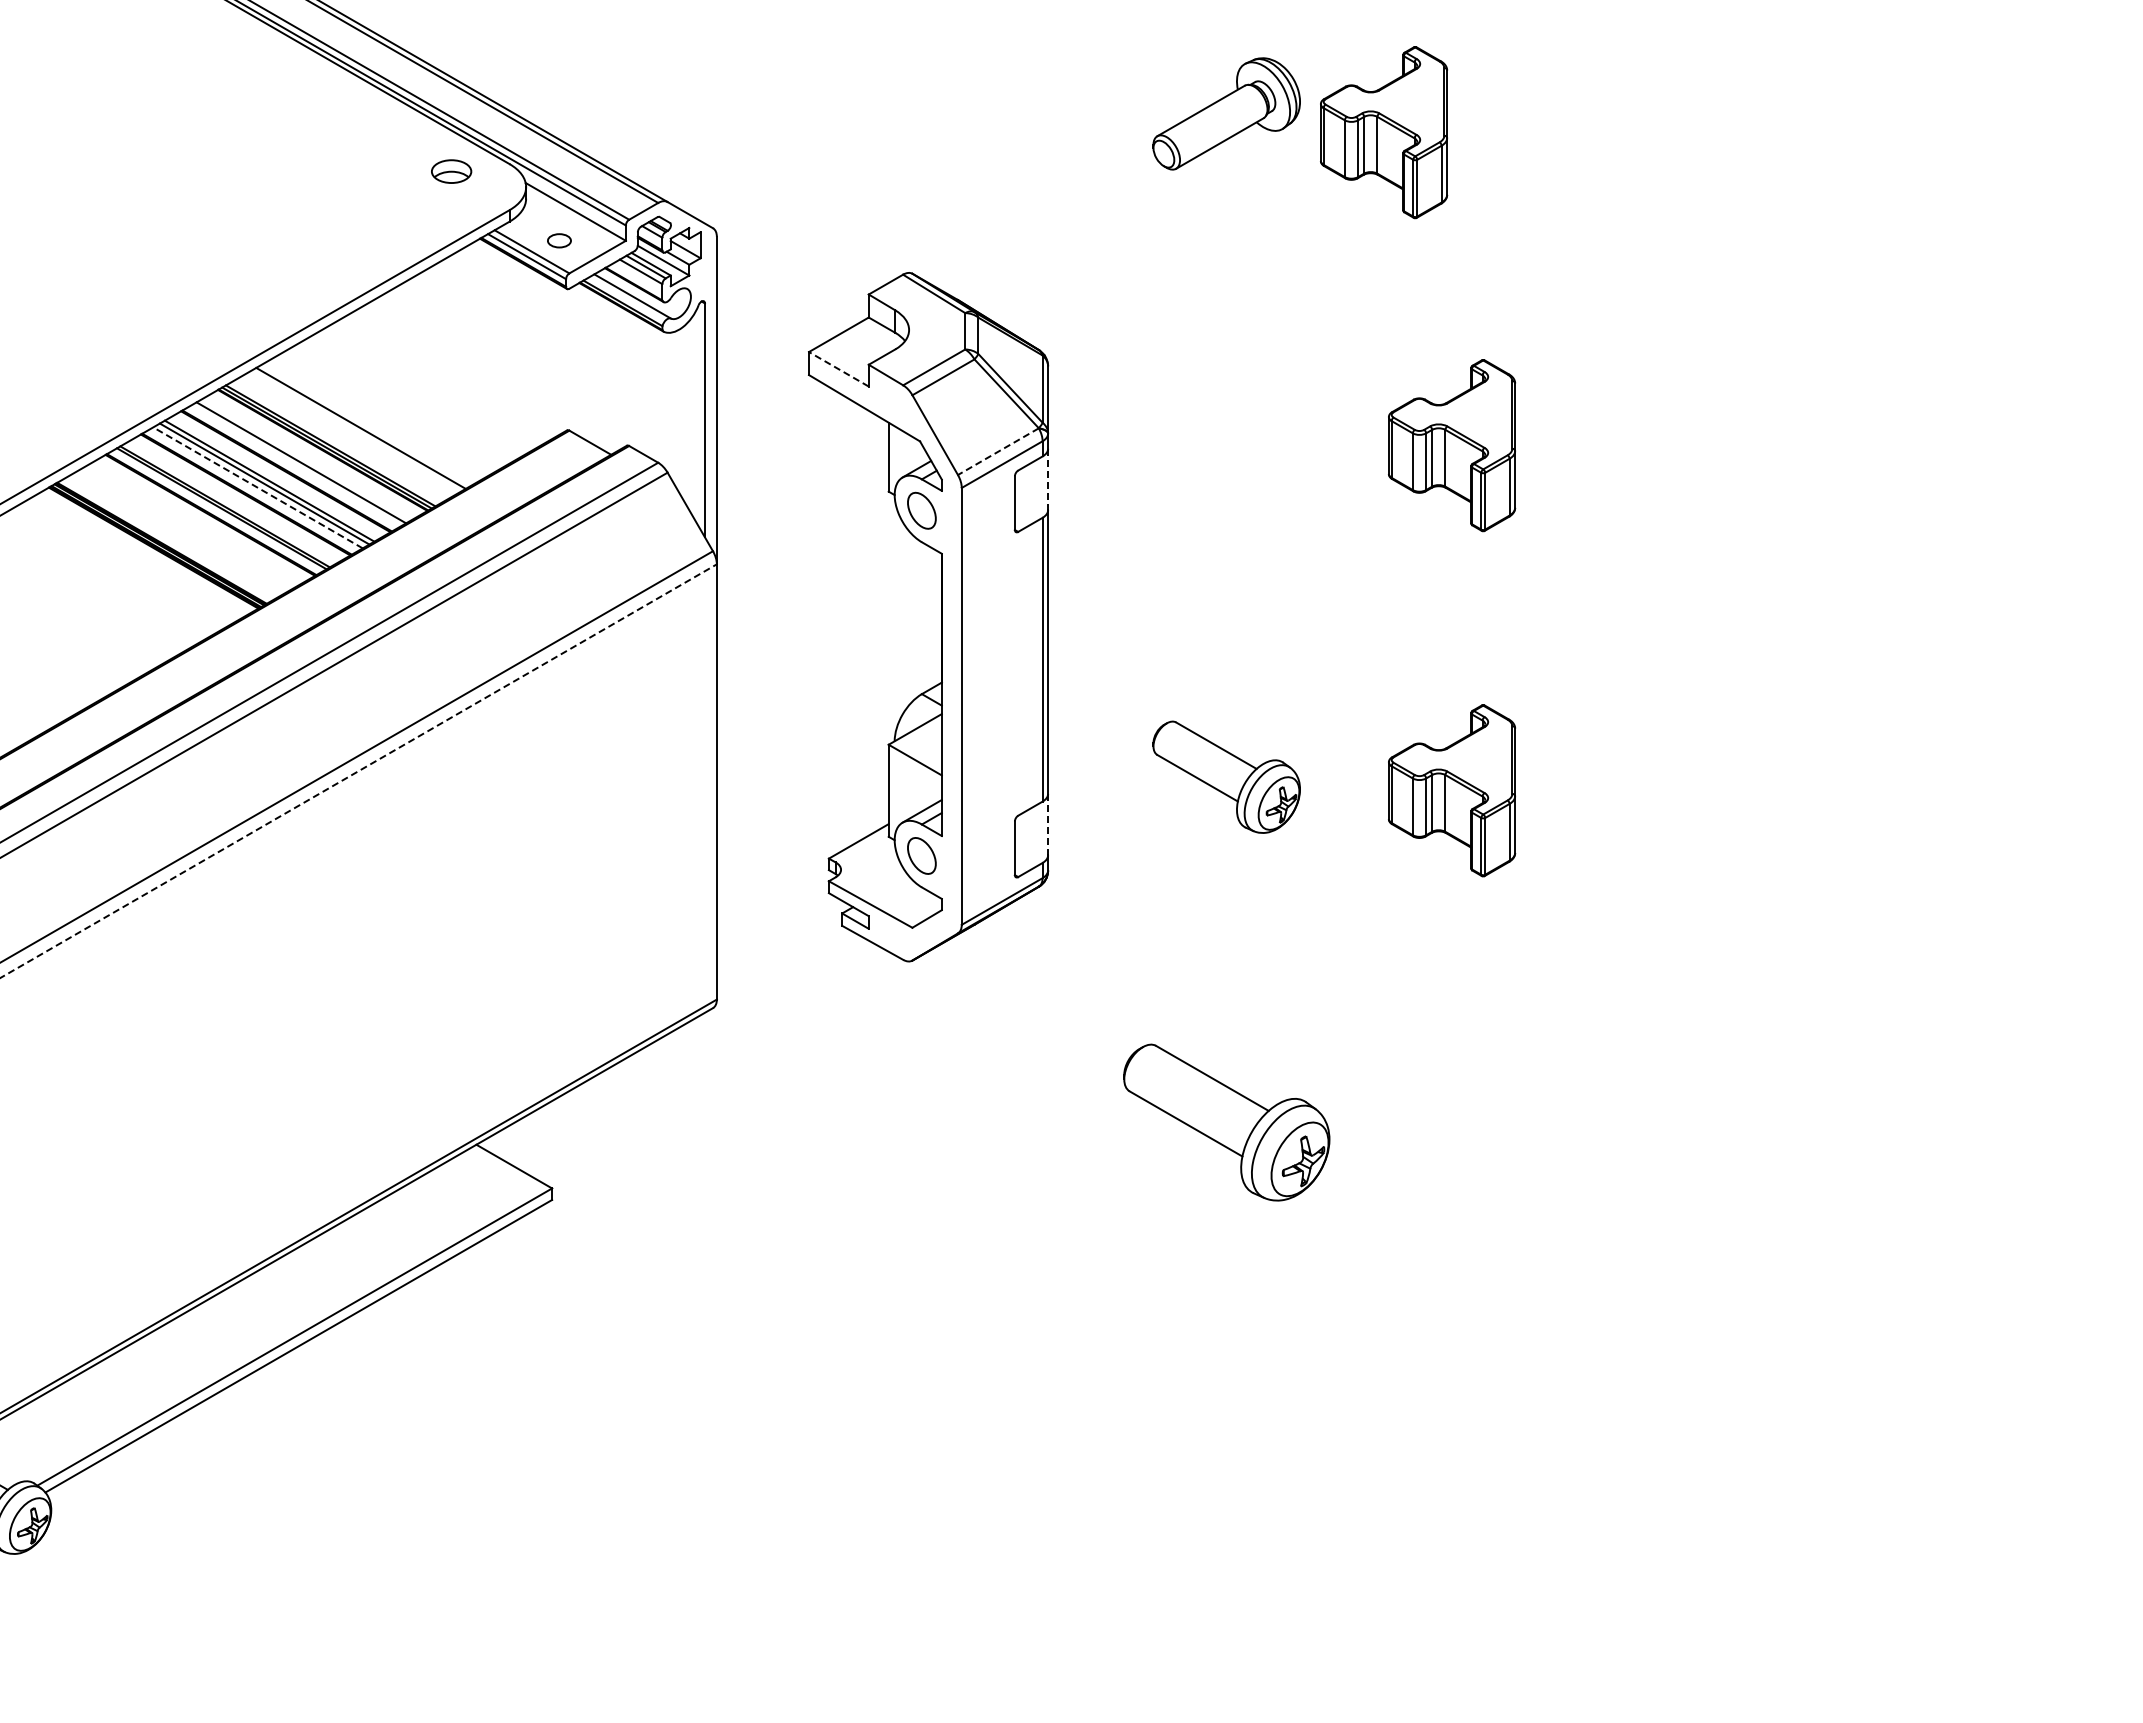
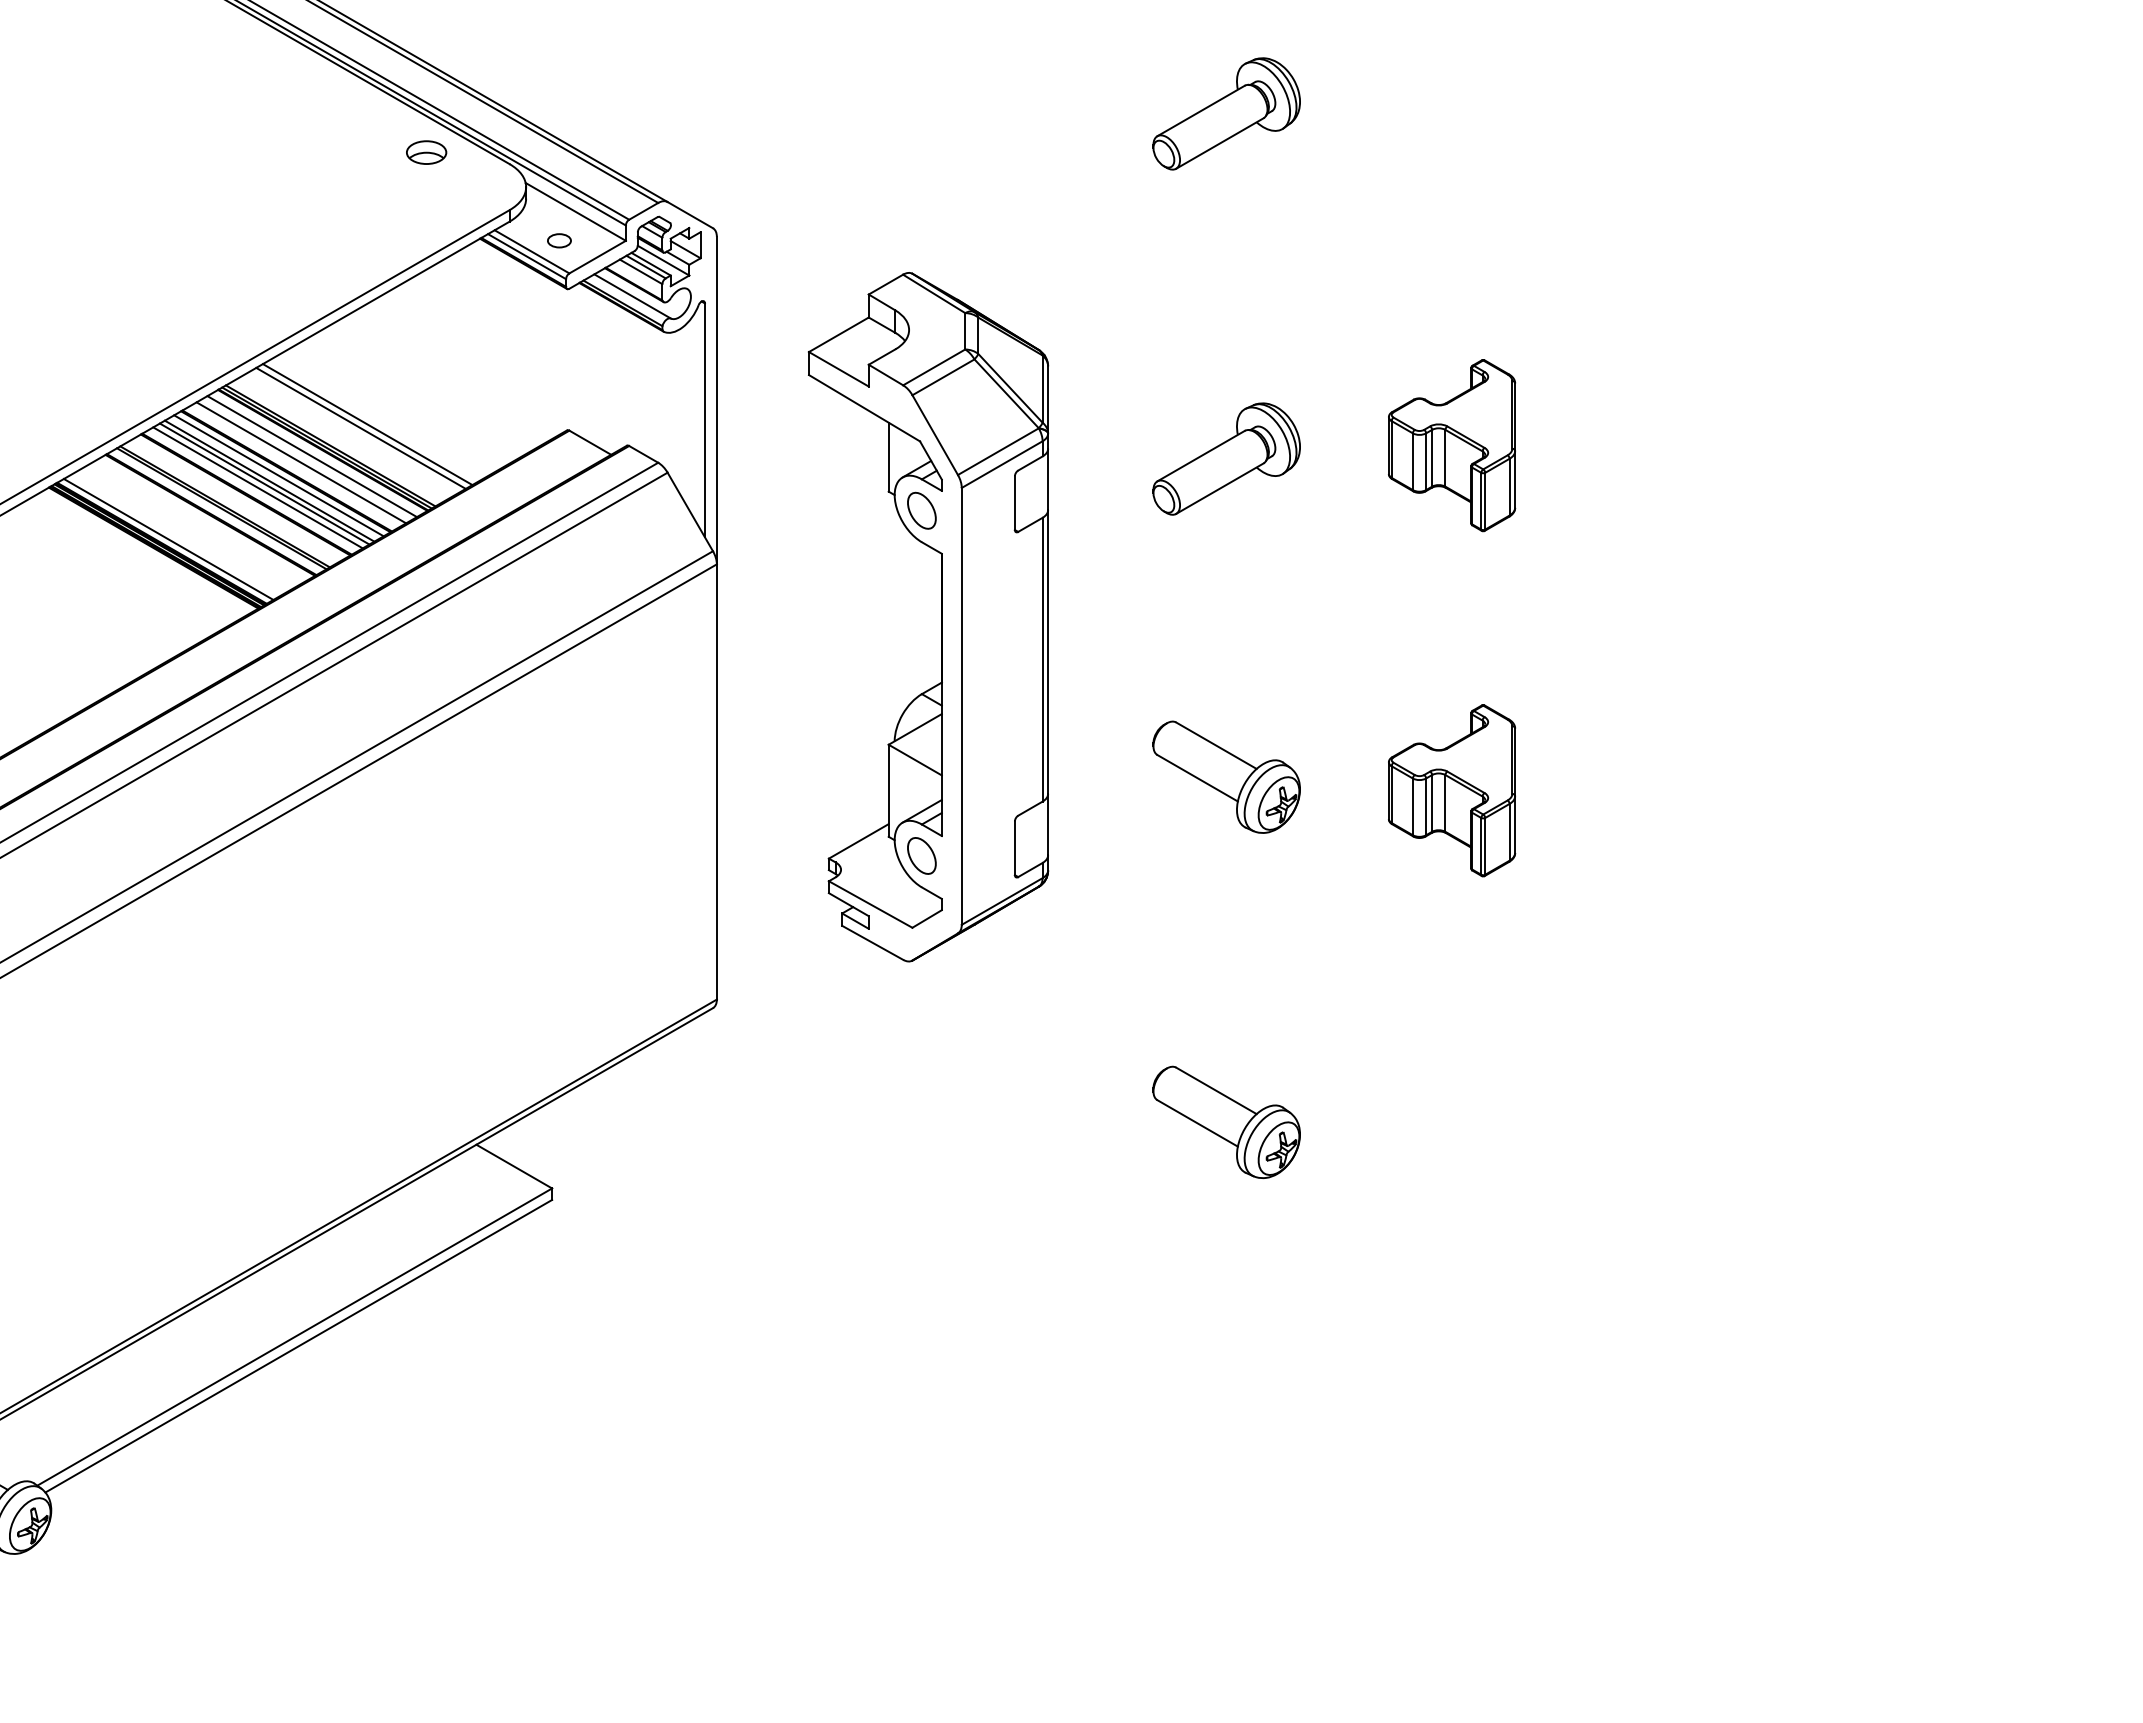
part: present -> none (1384, 132)
part position: (451, 171) -> (426, 152) (426, 152)
line: dashed -> solid (838, 369)
line: none -> present (367, 424)
line: dashed -> solid (998, 451)
line: none -> present (311, 456)
part: none -> present (1226, 458)
line: none -> present (278, 475)
line: dashed -> solid (1048, 479)
line: dashed -> solid (258, 487)
line: none -> present (168, 538)
line: dashed -> solid (358, 771)
line: dashed -> solid (1048, 824)
part size: 208x159 px -> 149x114 px (1226, 1121)
